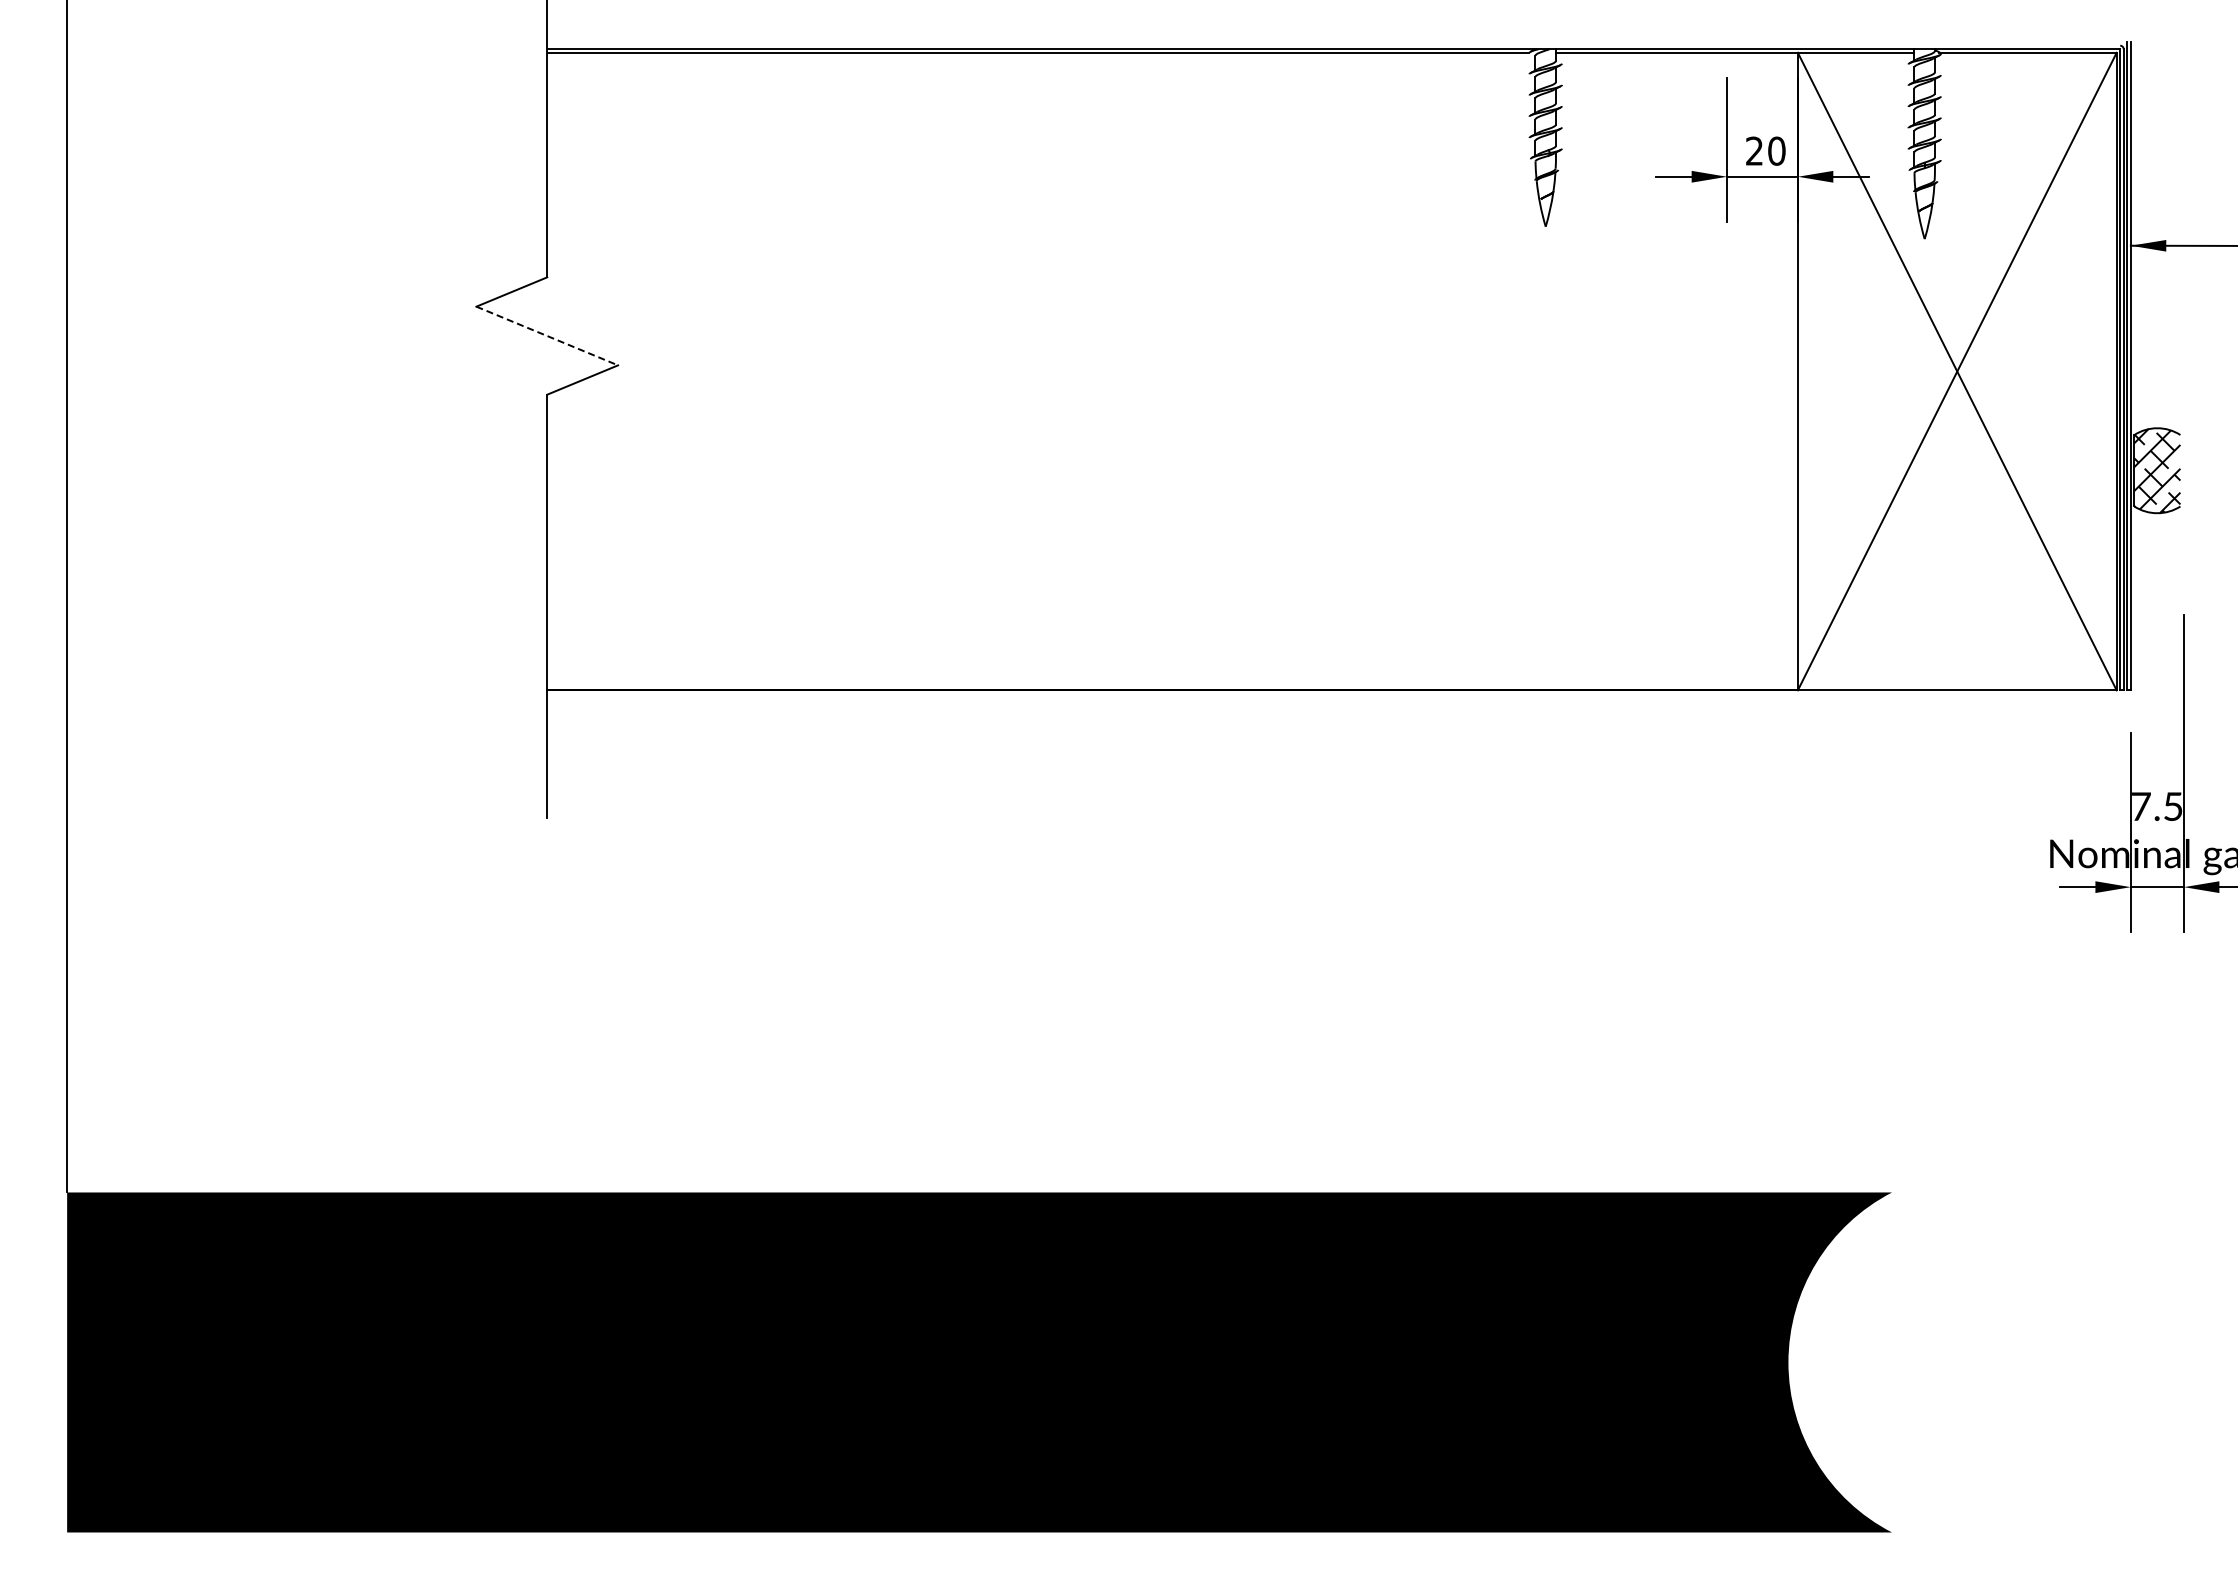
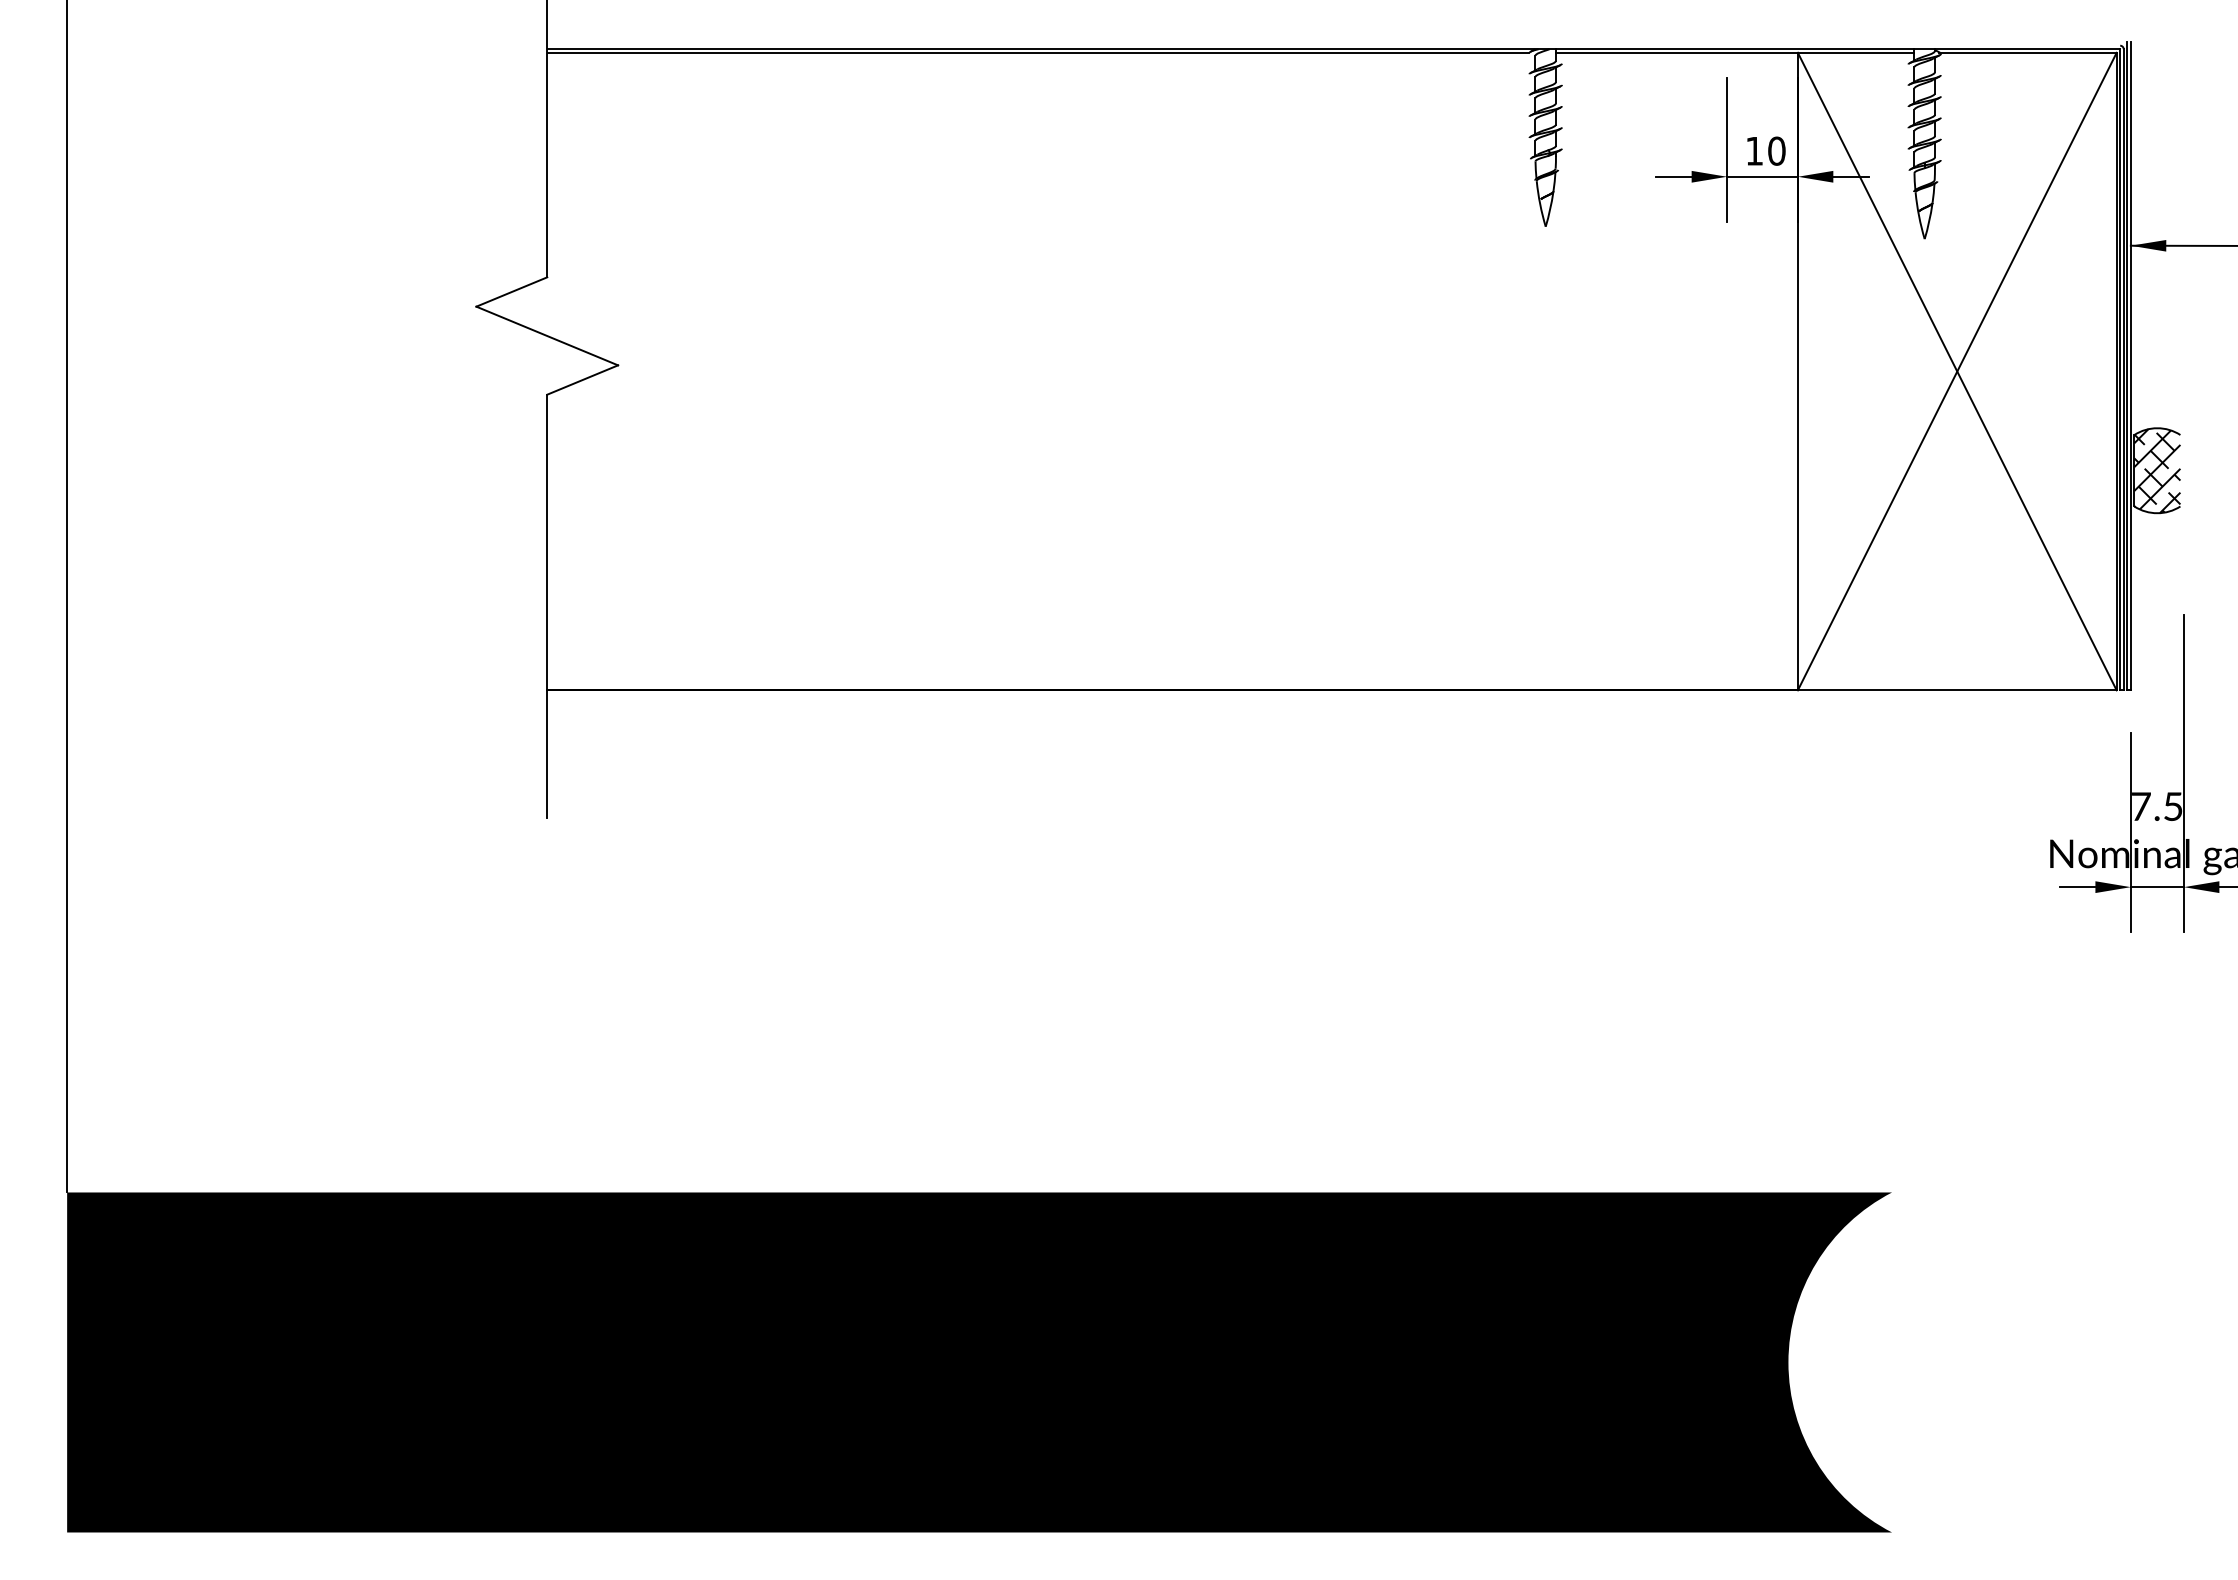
text: 20 -> 10 (1754, 150)
line: dashed -> solid (547, 336)
